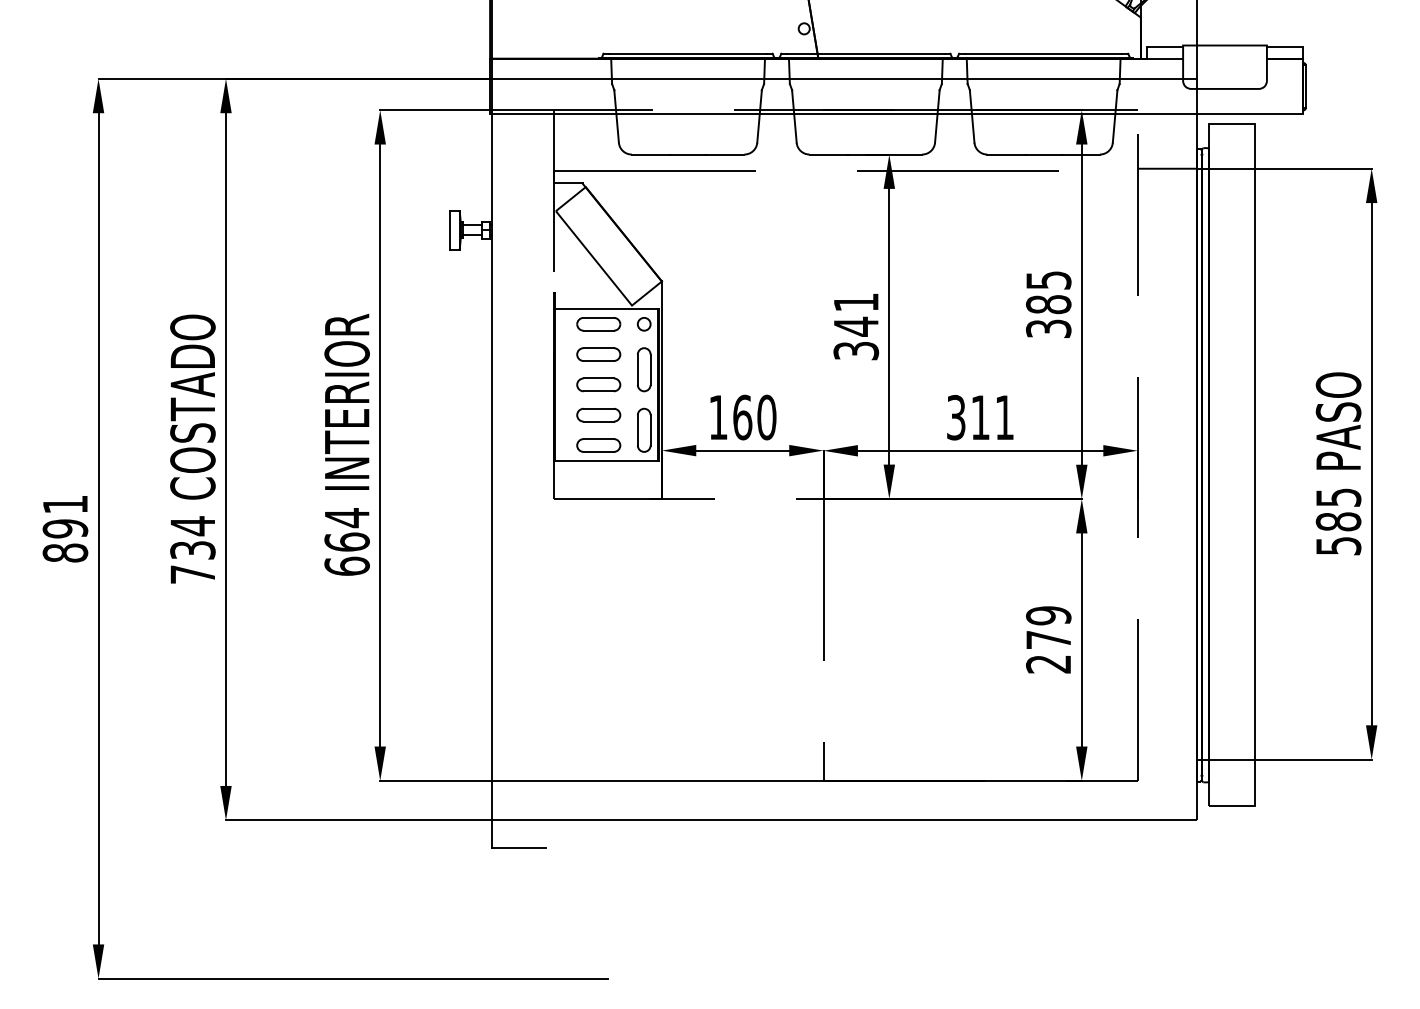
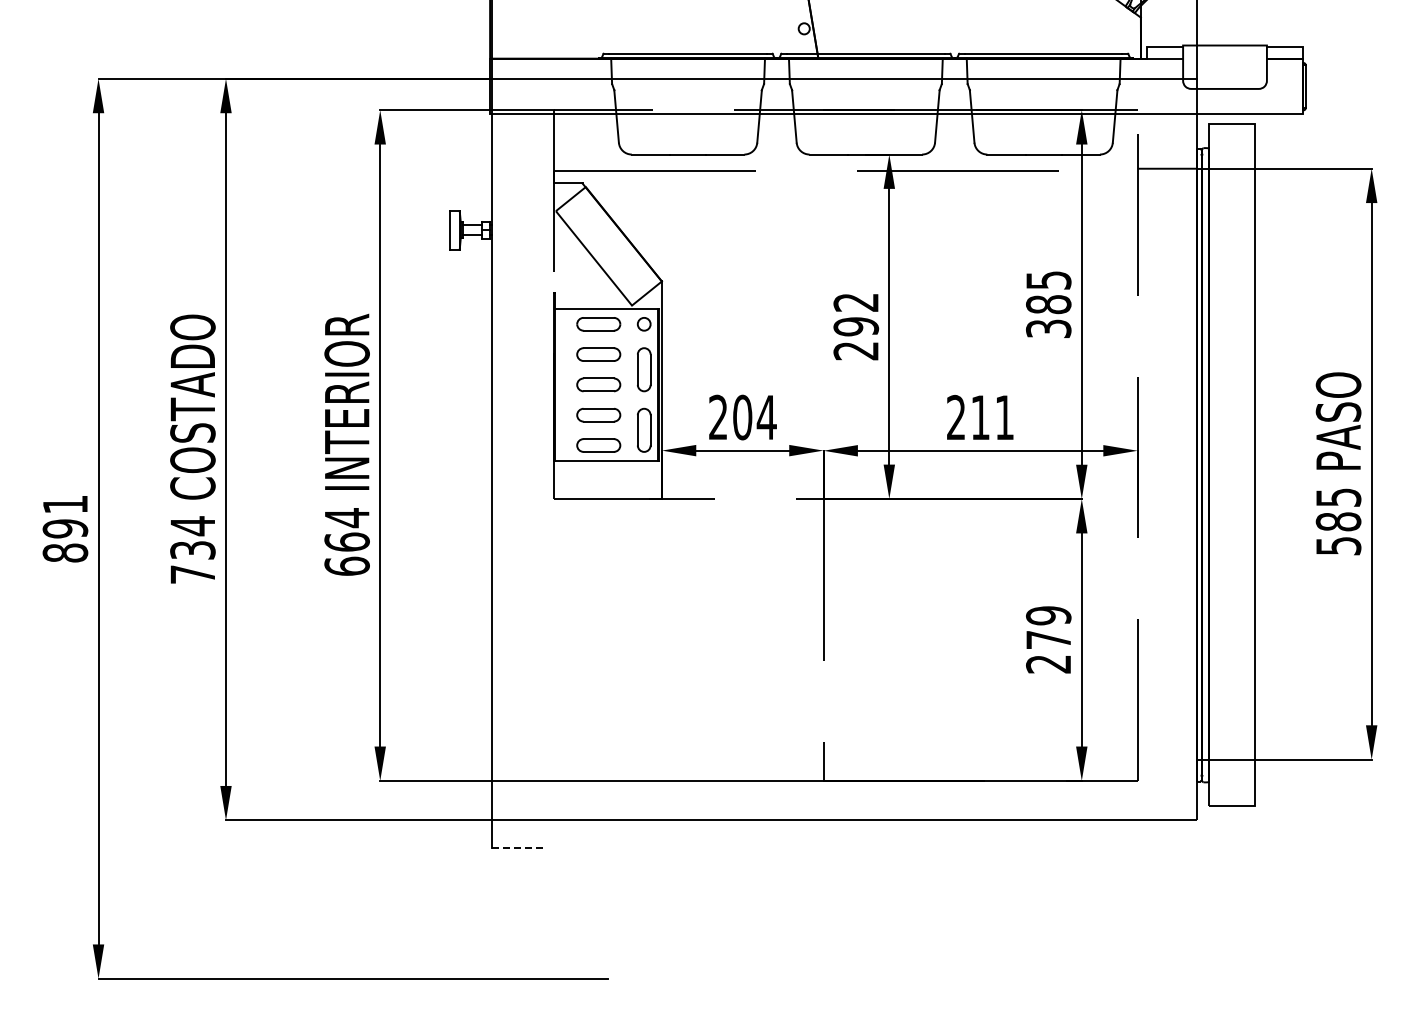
text: 341 -> 292 (856, 326)
text: 160 -> 204 (742, 417)
text: 311 -> 211 (956, 417)
line: solid -> dashed (519, 848)
